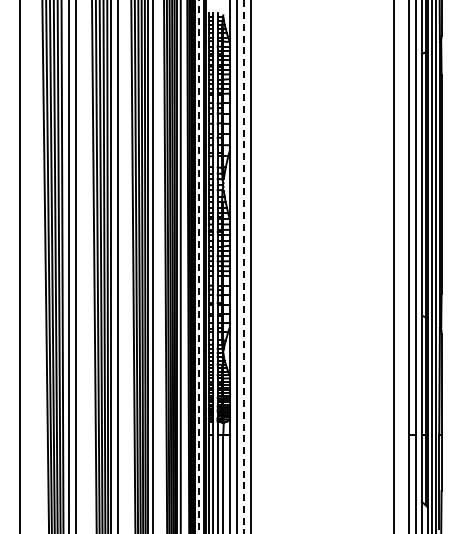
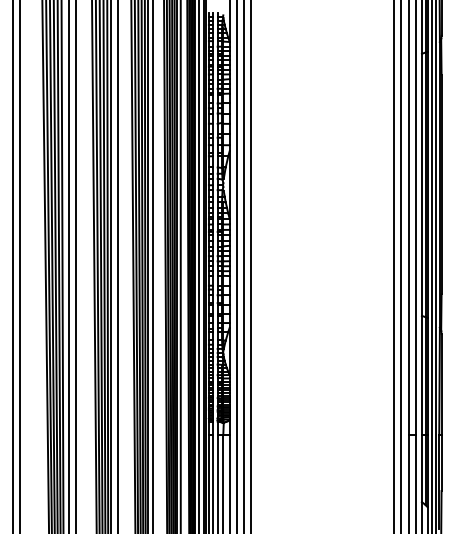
line: none -> present (13, 266)
line: none -> present (401, 266)
line: dashed -> solid (199, 267)
line: dashed -> solid (243, 267)
